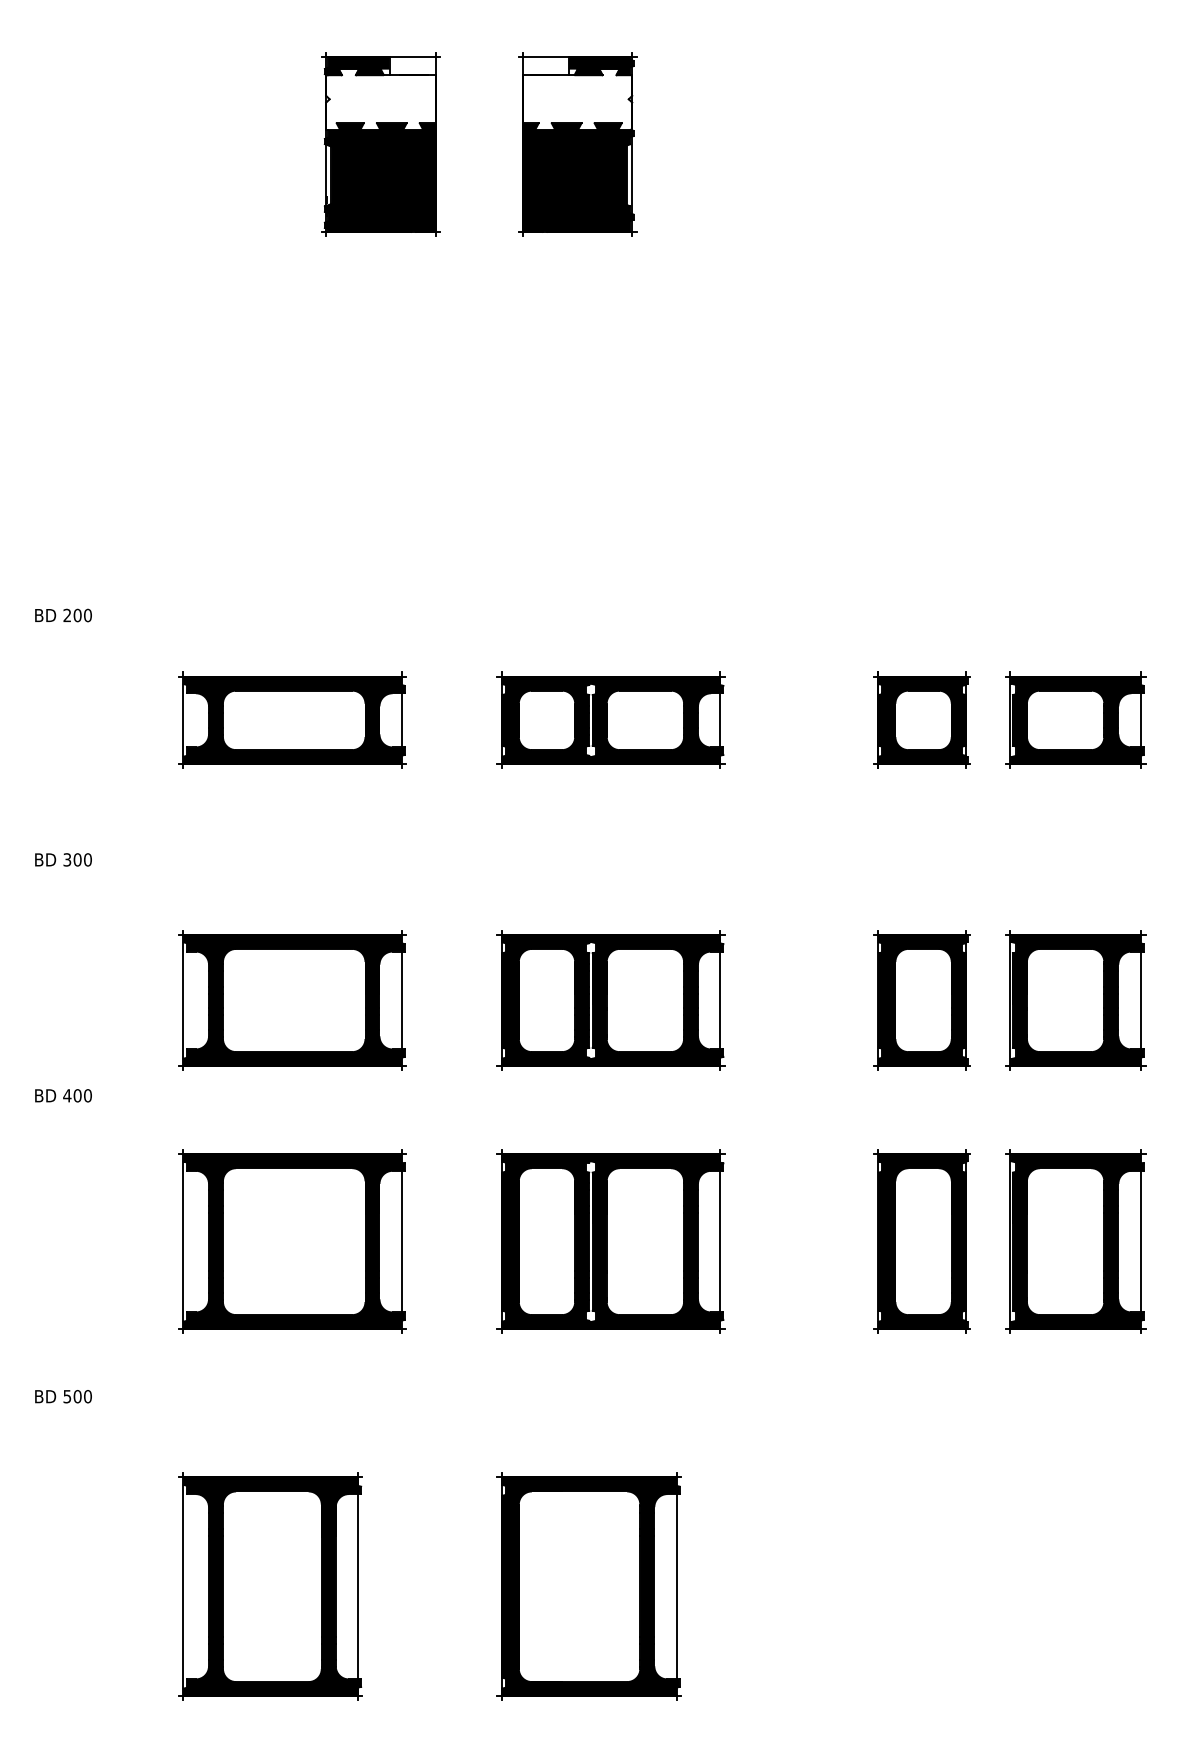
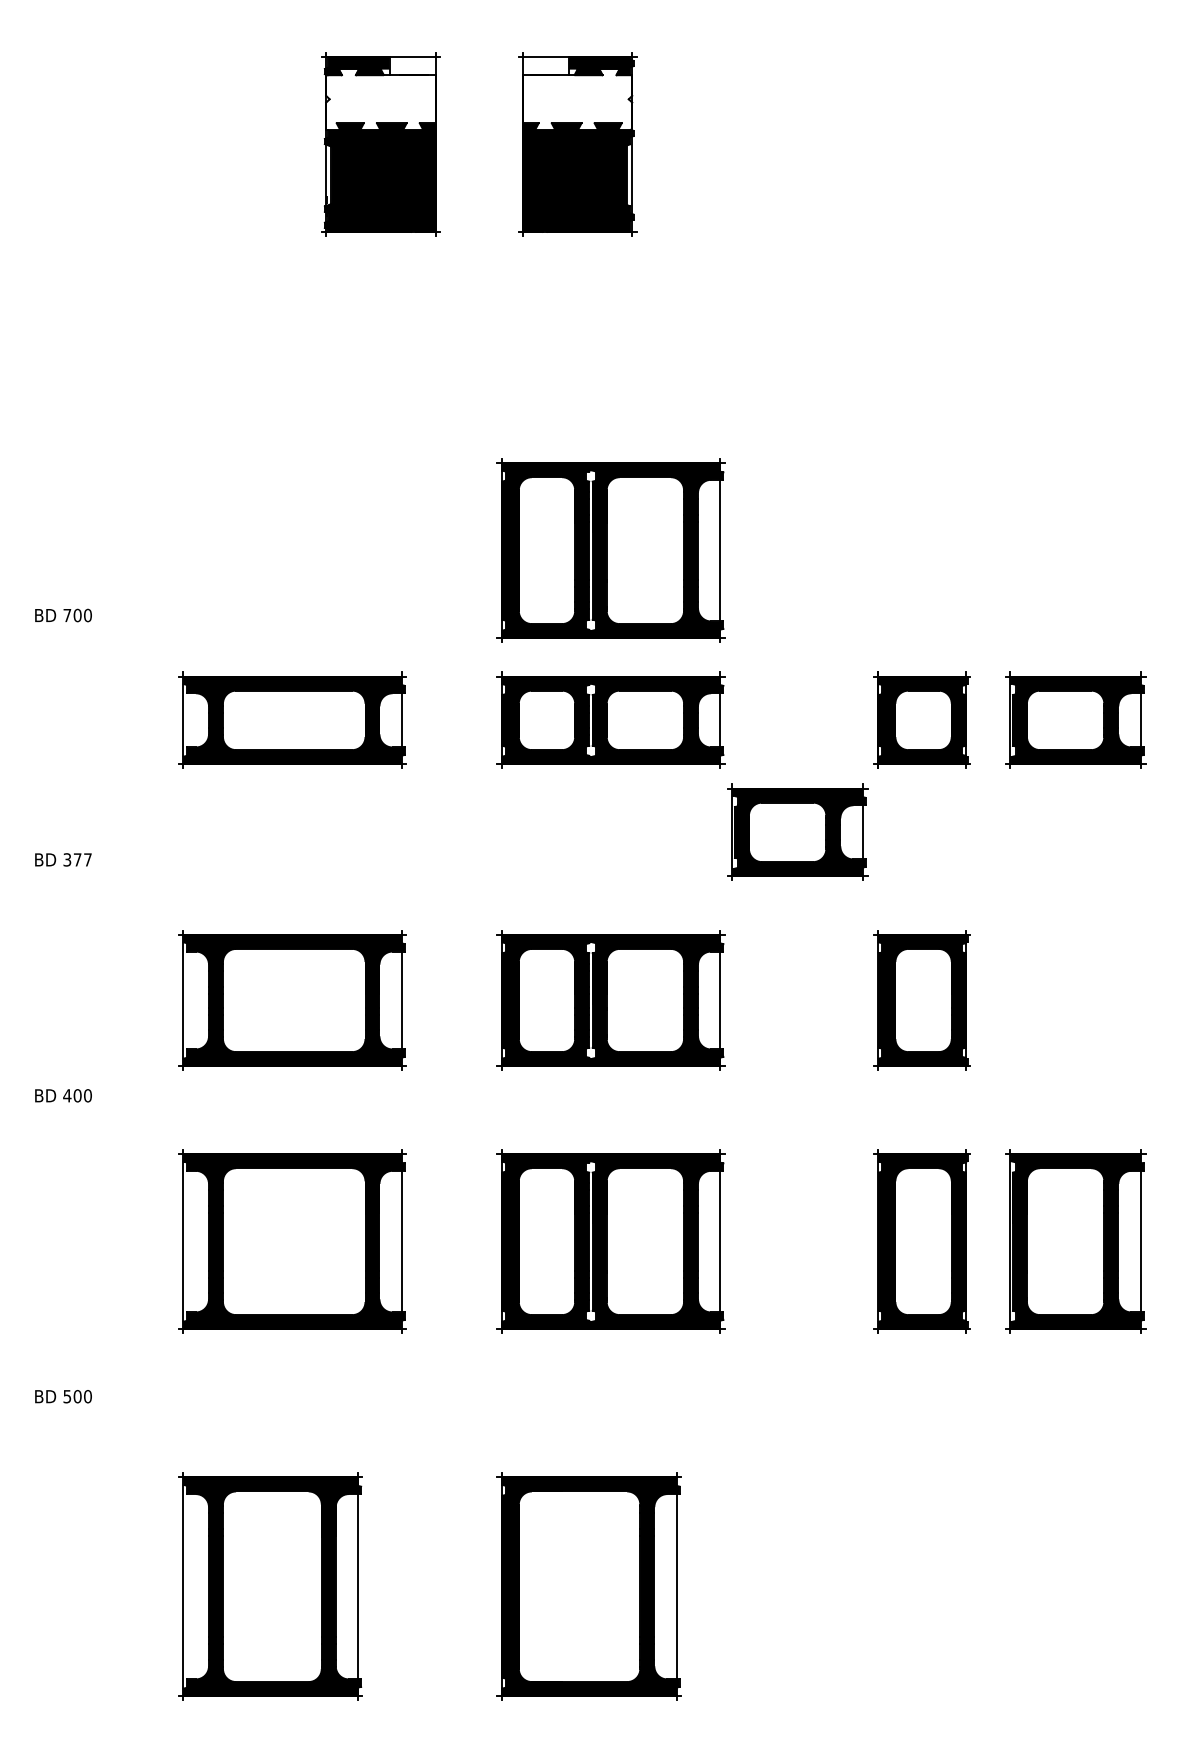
part: none -> present (610, 550)
text: 200 -> 700 (67, 615)
part: none -> present (797, 831)
text: 300 -> 377 (82, 859)
part: present -> none (1075, 1000)
